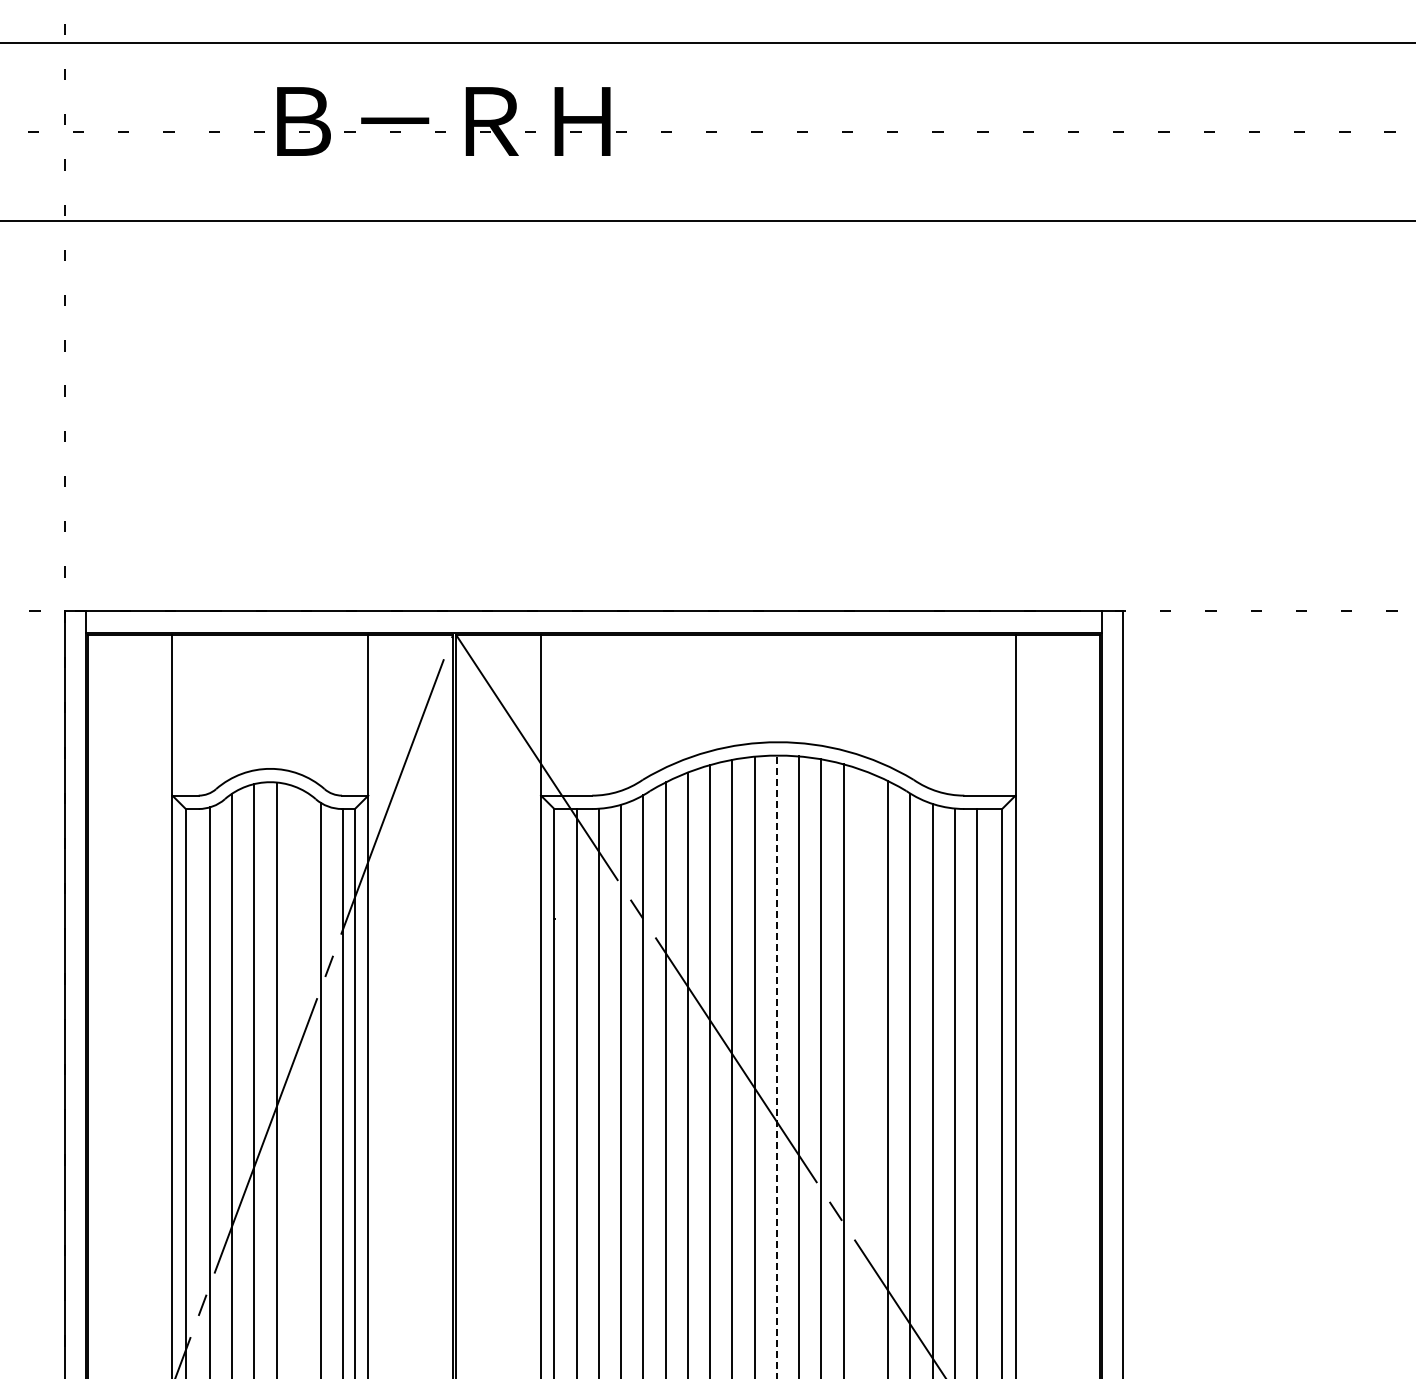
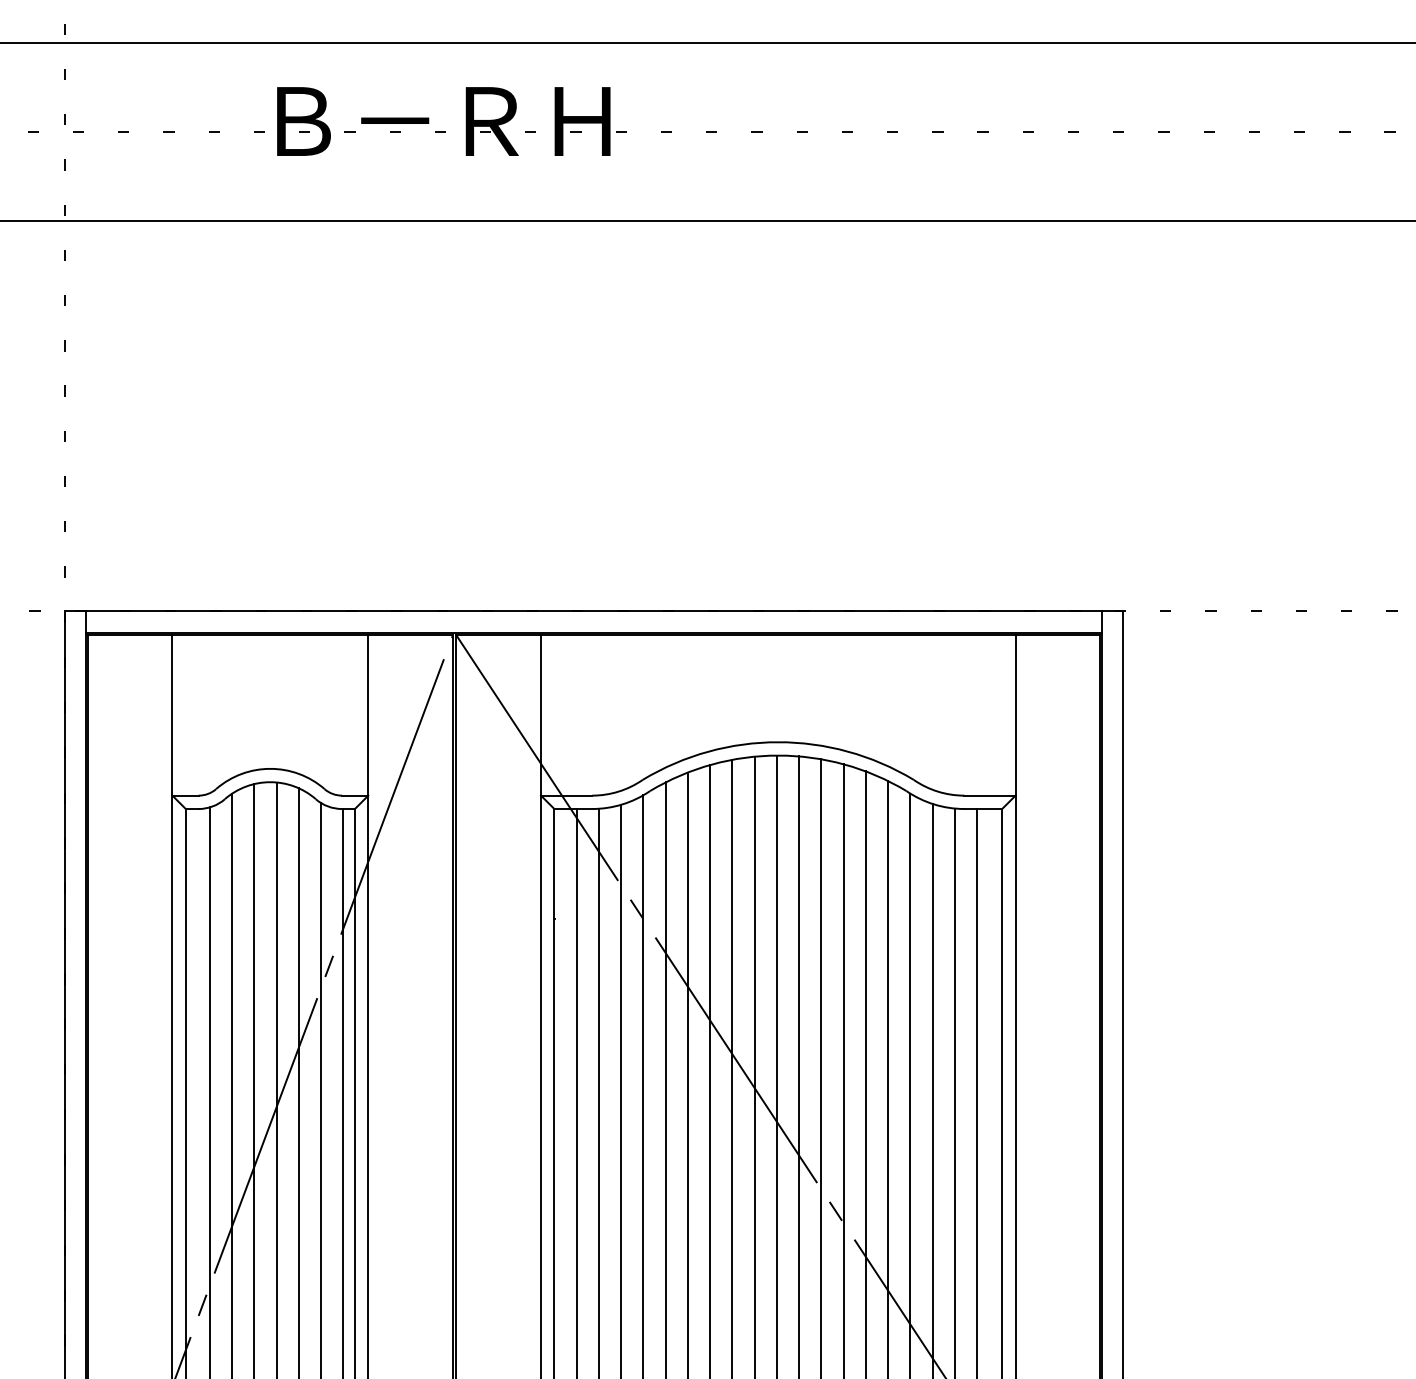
line: dashed -> solid (776, 1066)
line: none -> present (865, 1073)
line: none -> present (298, 1081)
